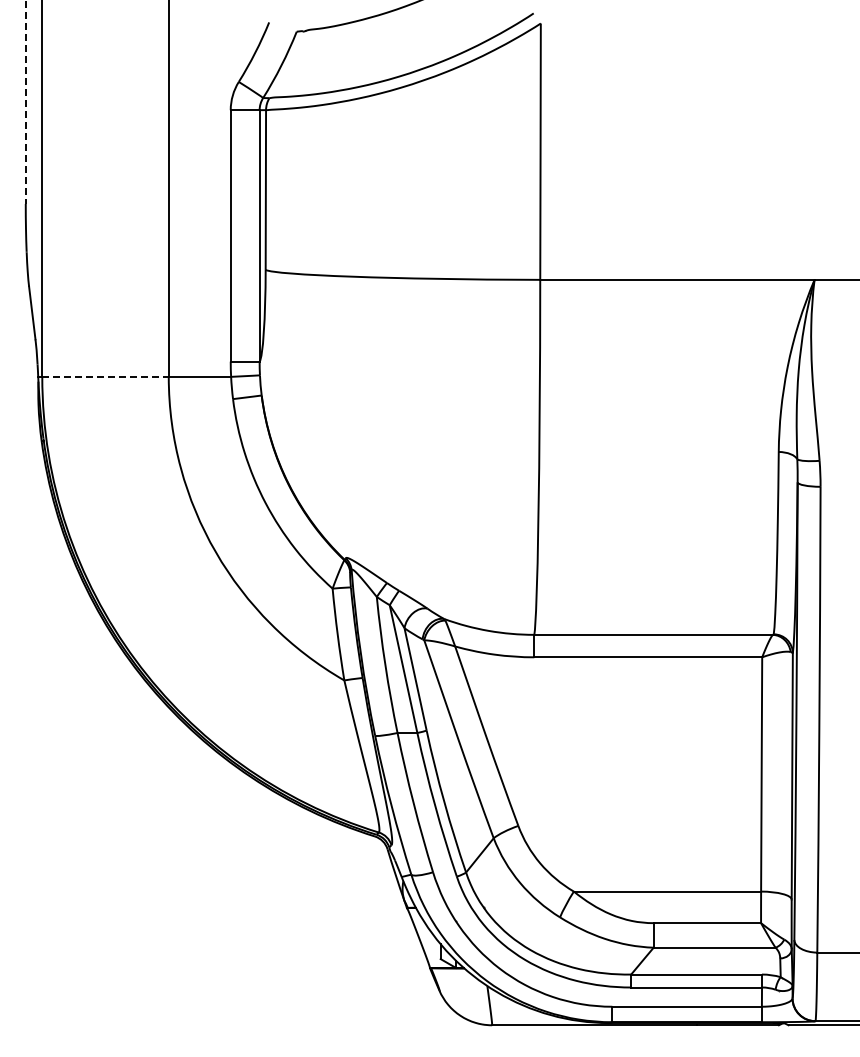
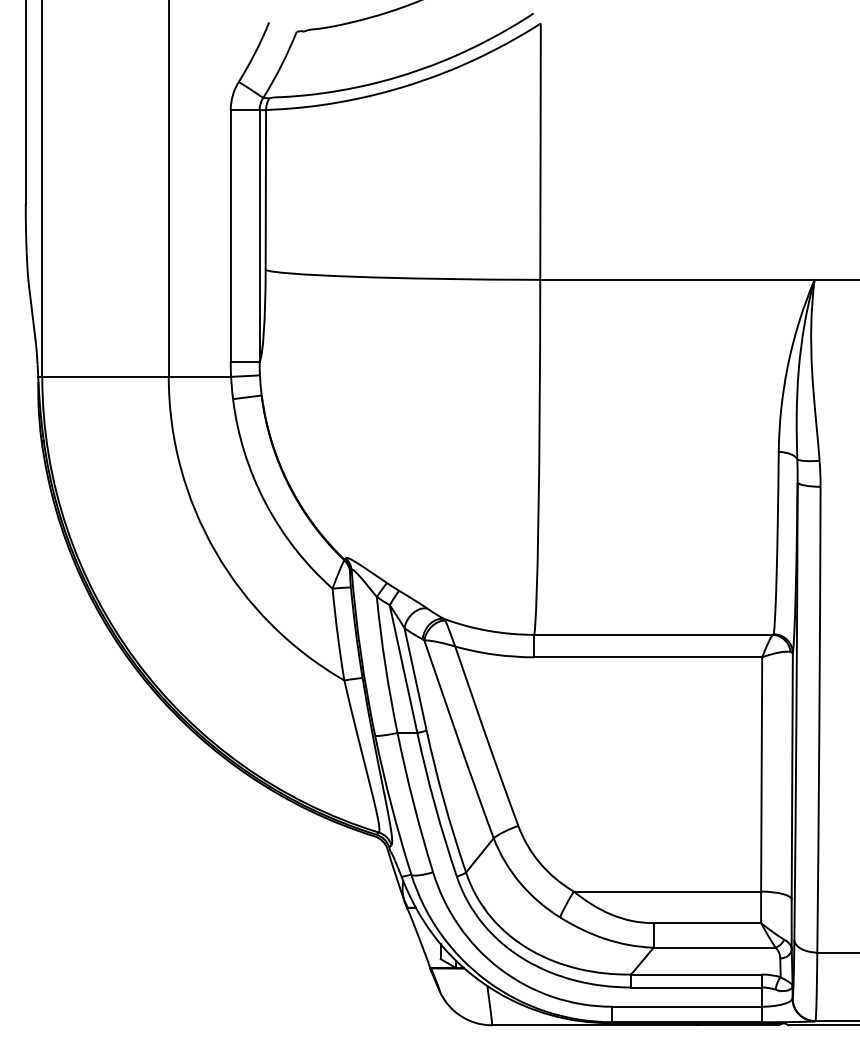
line: dashed -> solid (25, 102)
line: dashed -> solid (106, 376)
